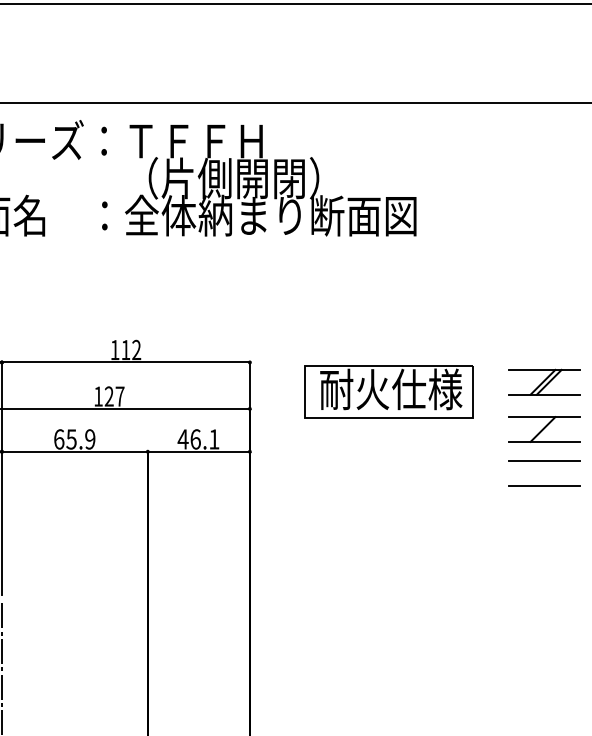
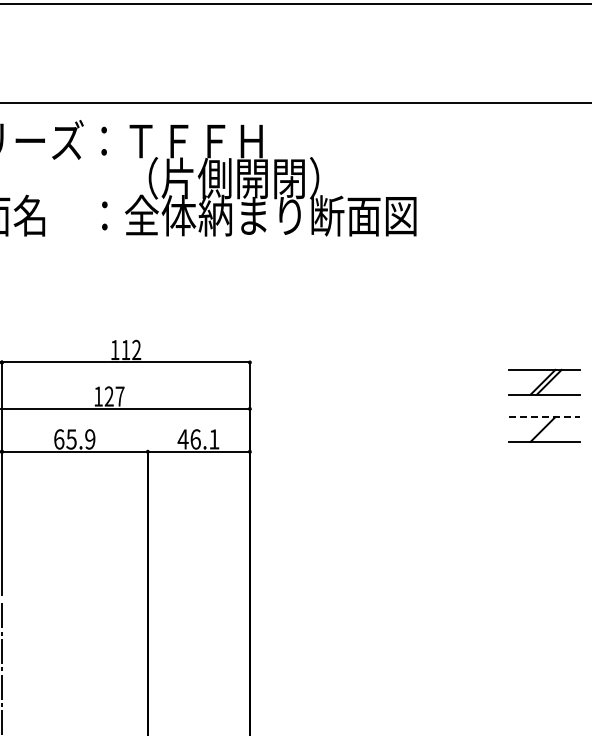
part: present -> none (388, 391)
line: solid -> dashed (544, 417)
line: present -> none (544, 460)
line: present -> none (544, 485)
